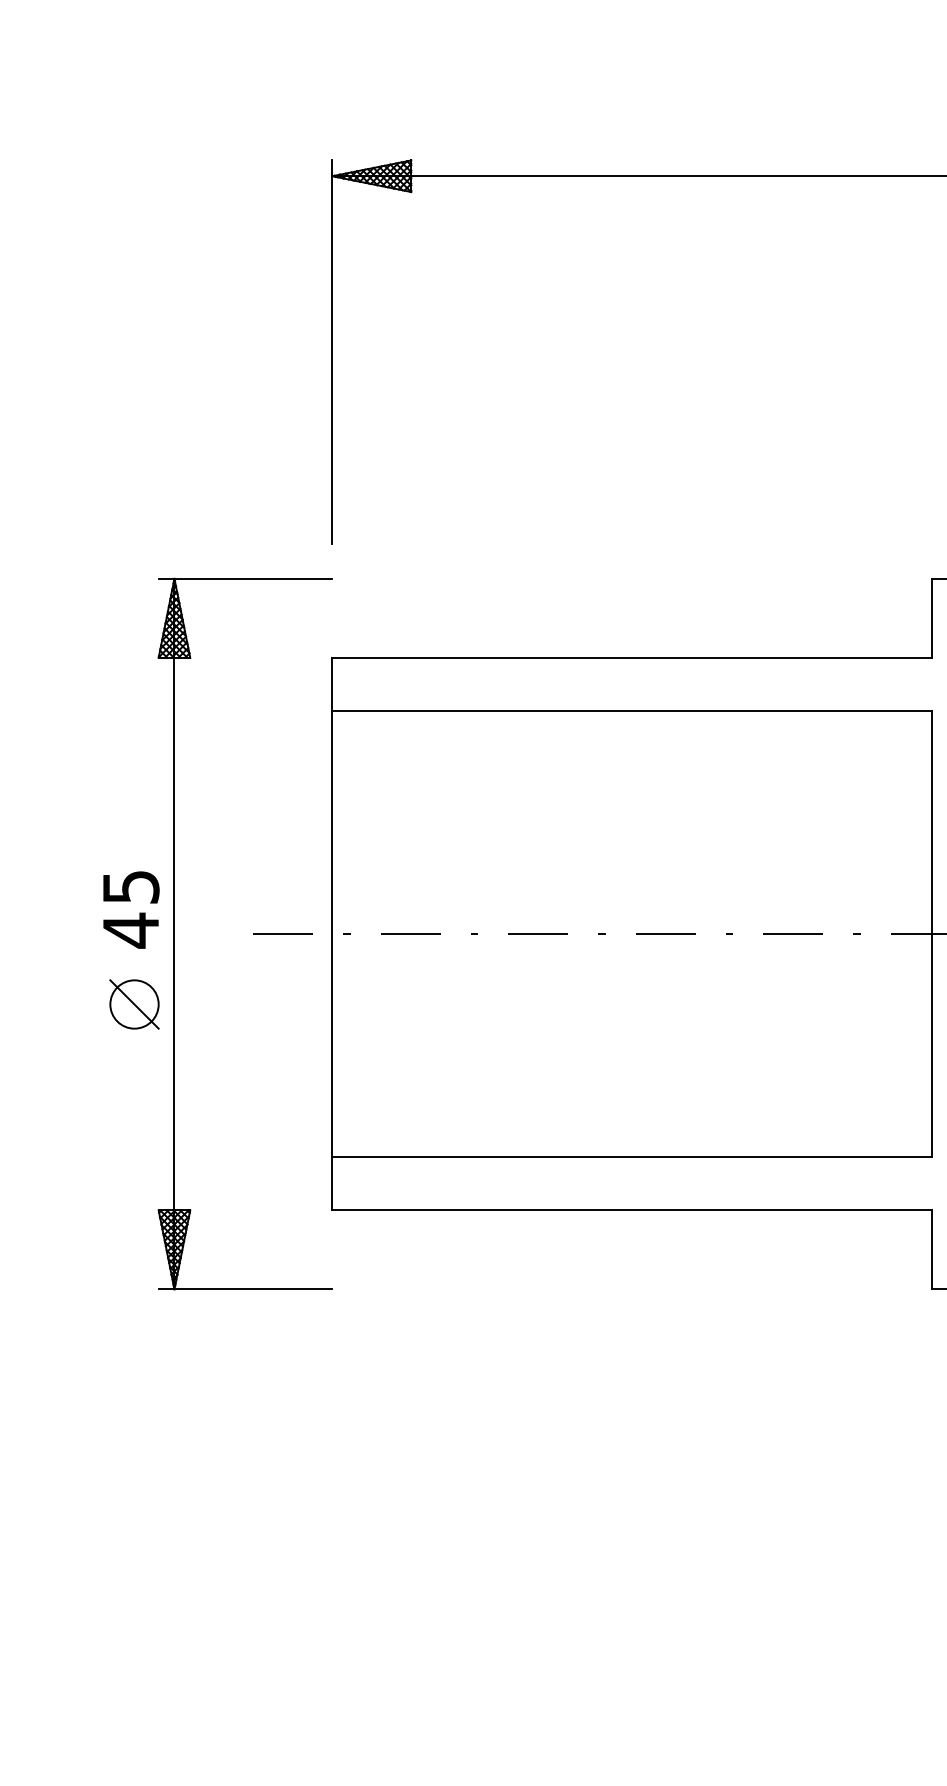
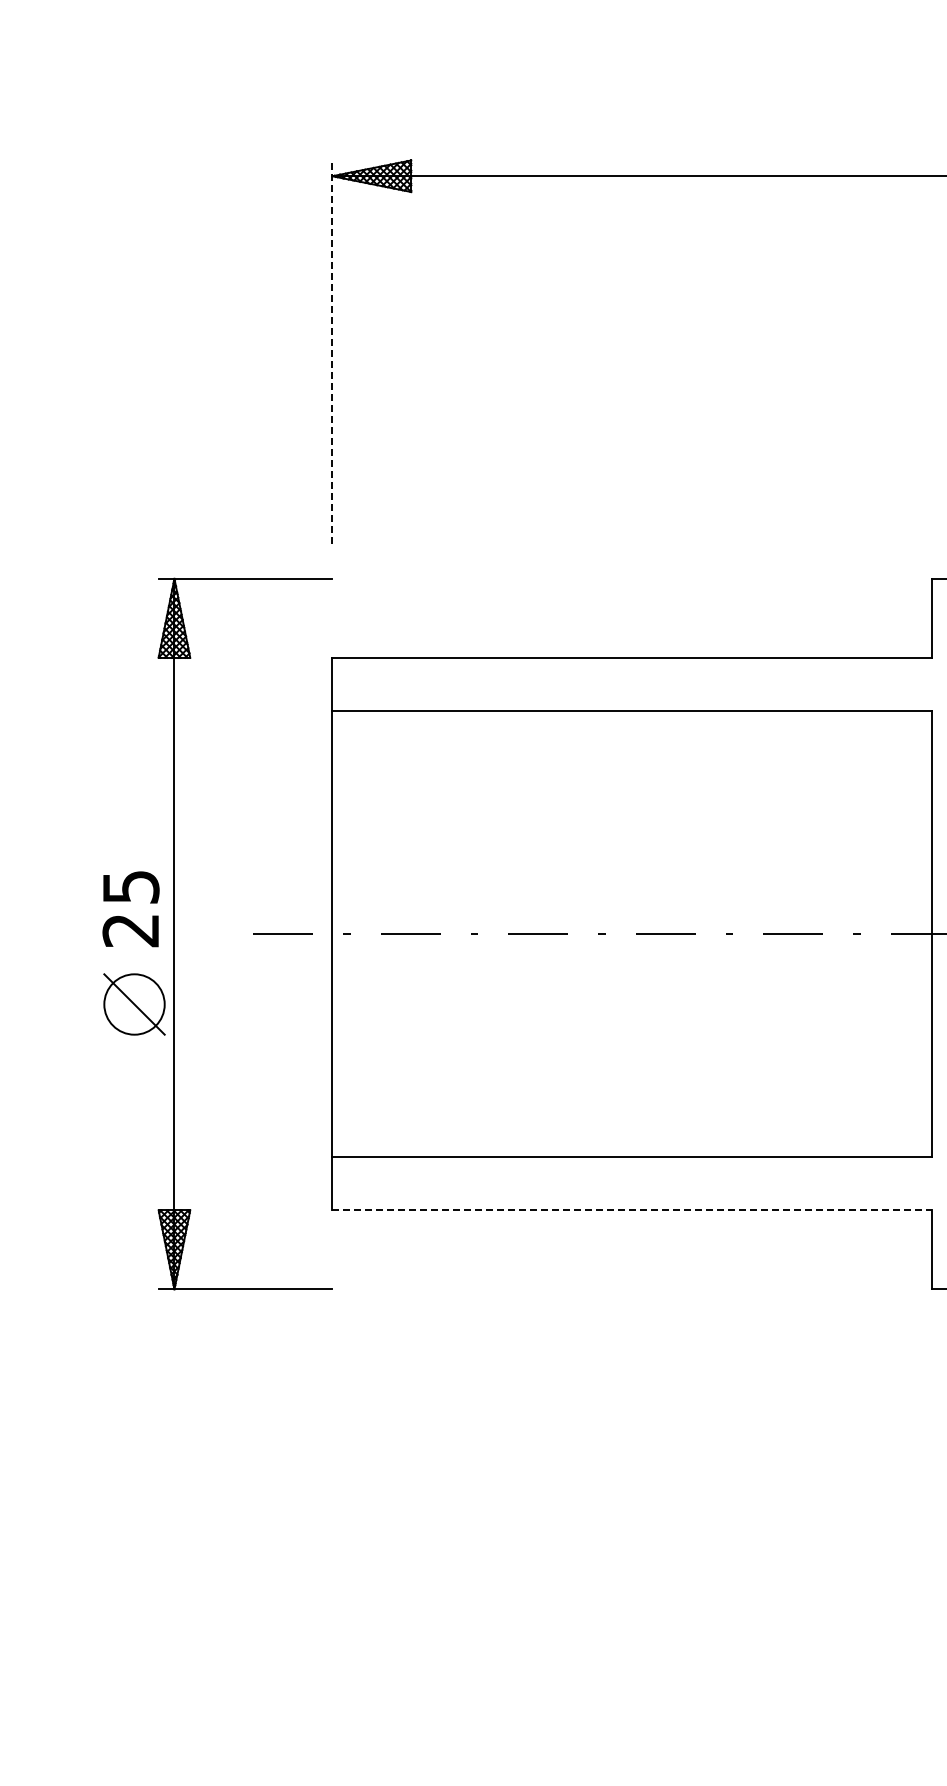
line: solid -> dashed (332, 352)
text: 45 -> 25 (130, 930)
part size: 51x51 px -> 63x63 px (134, 1004)
line: solid -> dashed (632, 1210)
